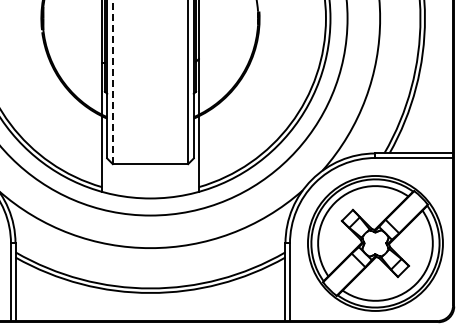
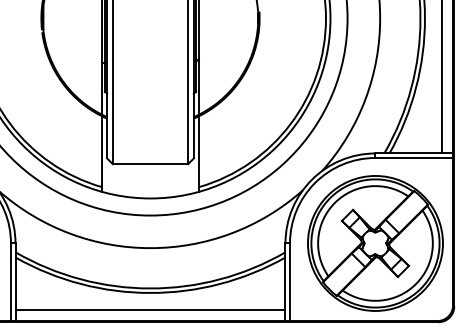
line: none -> present (441, 77)
line: dashed -> solid (112, 82)
line: none -> present (150, 309)
